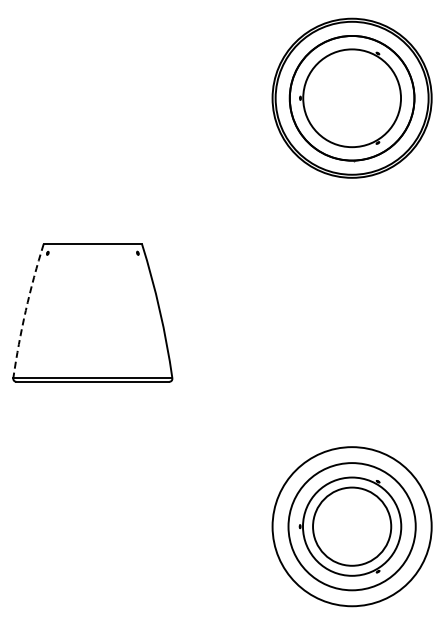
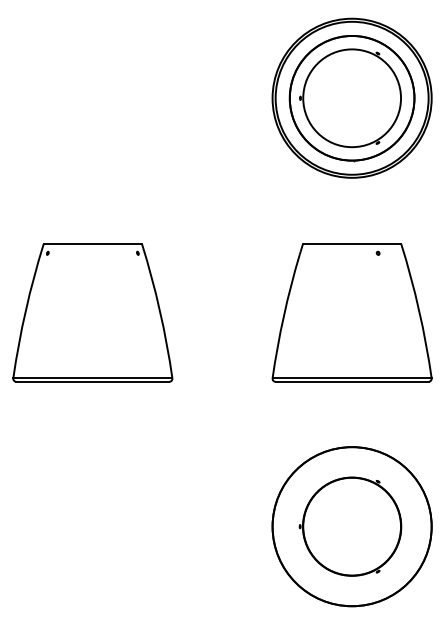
arc: dashed -> solid (25, 310)
part: none -> present (351, 312)
circle diameter: 127 px -> 159 px (351, 526)
circle diameter: 78 px -> 98 px (352, 526)
